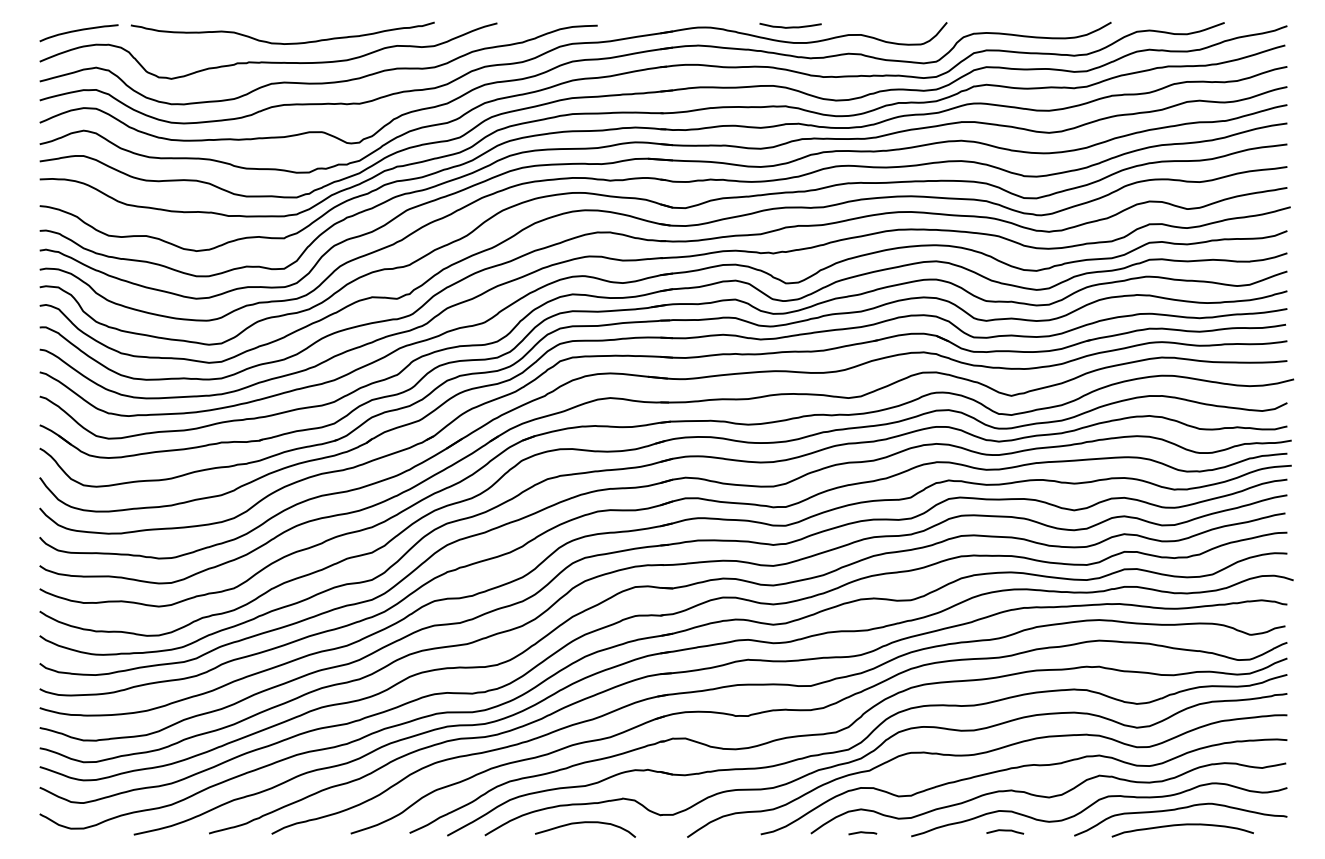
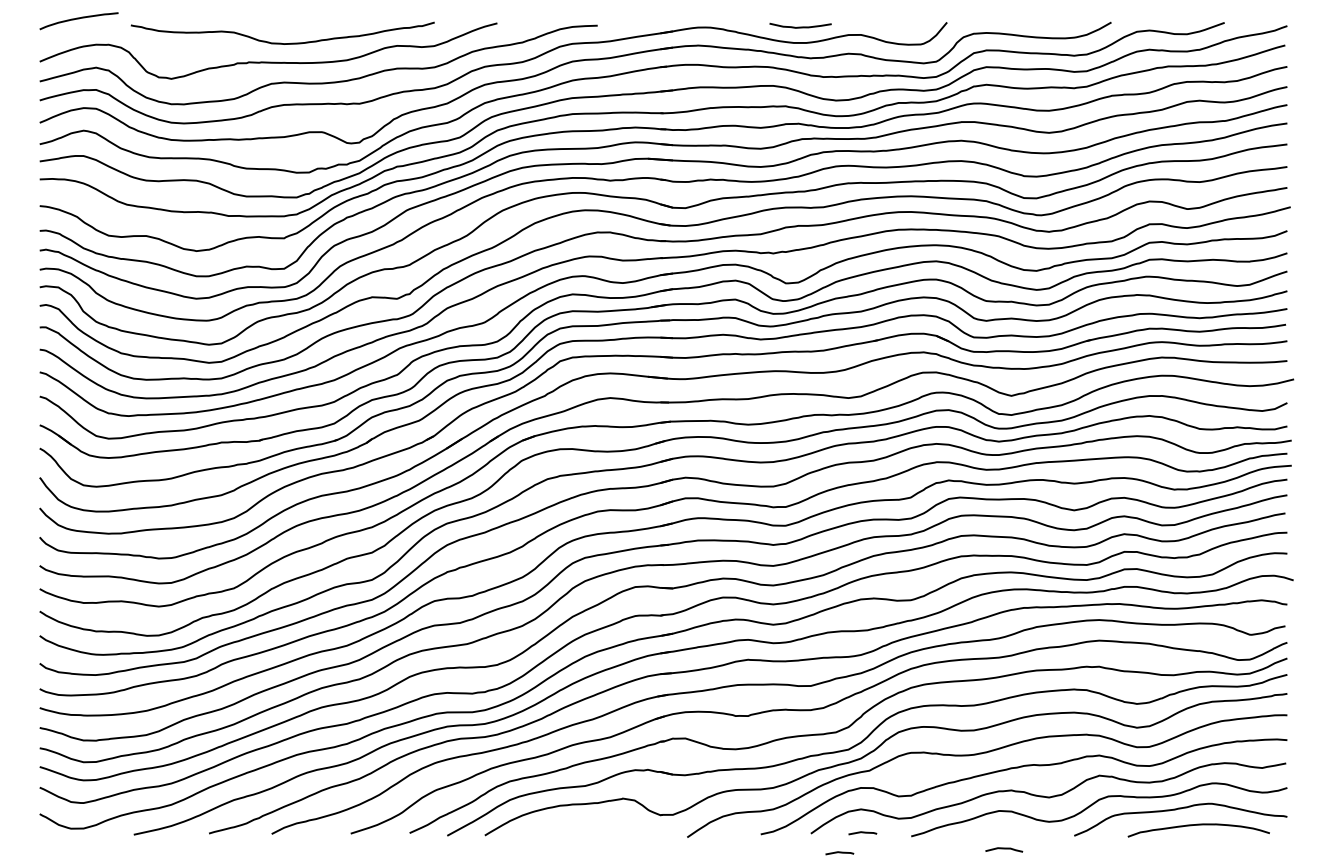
curve position: (790, 26) -> (800, 26) (800, 26)
curve position: (78, 31) -> (78, 19) (78, 19)
curve: present -> none (585, 823)
curve position: (1182, 825) -> (1198, 825) (1198, 825)
curve position: (1005, 831) -> (1004, 849) (1004, 849)
line: none -> present (839, 853)
